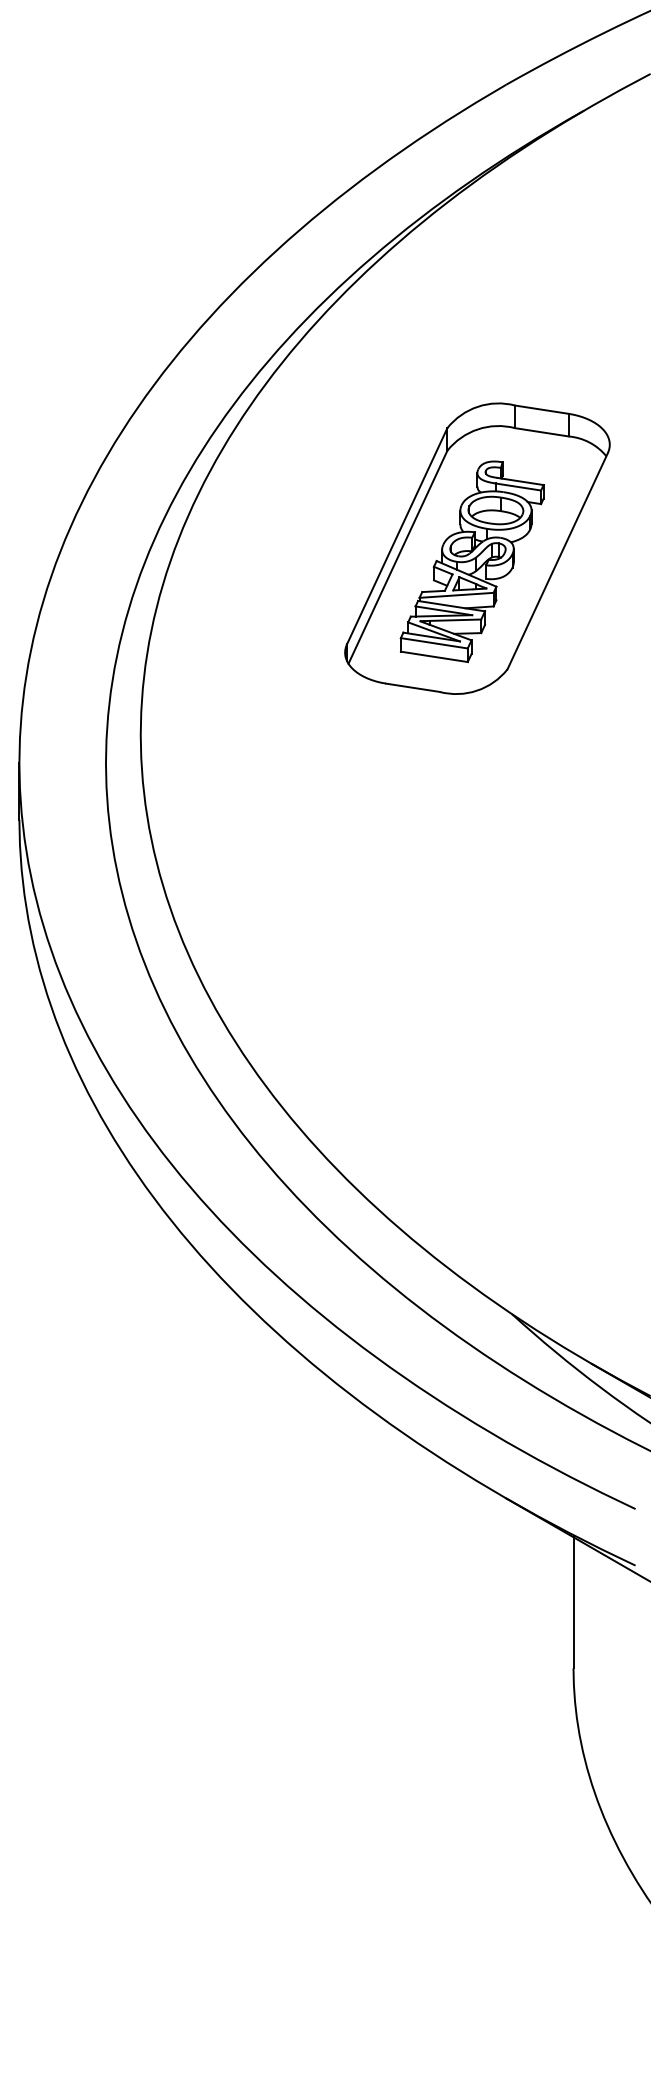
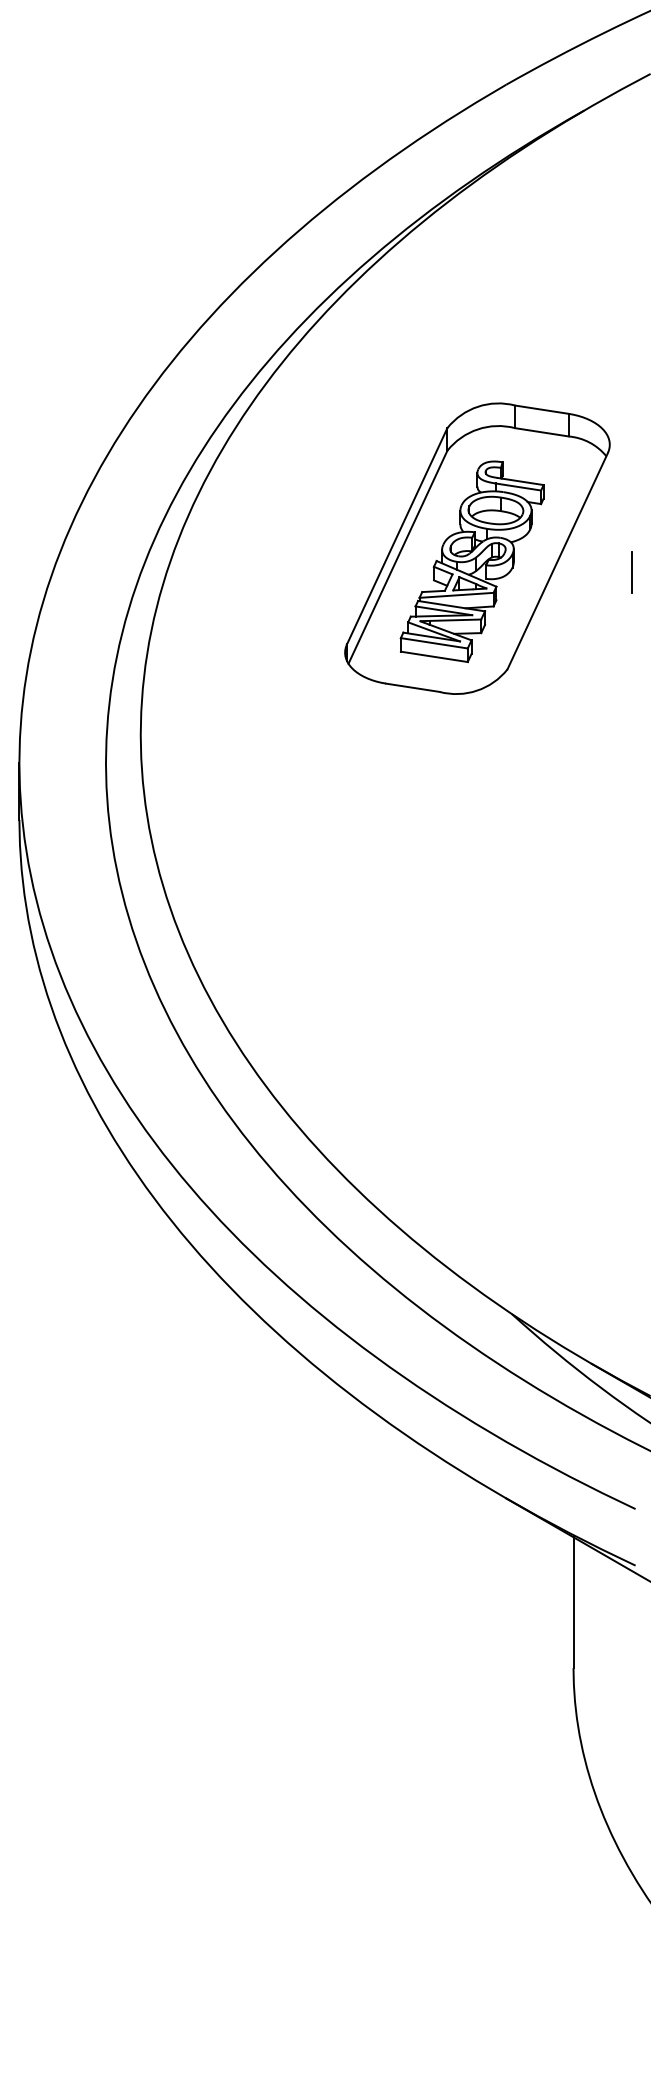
line: none -> present (631, 572)
